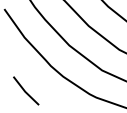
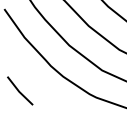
line position: (25, 90) -> (19, 90) (19, 90)
